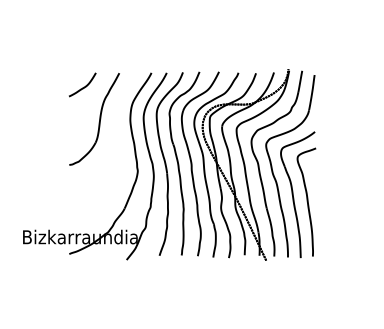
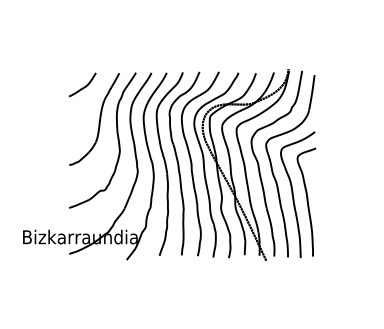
part: none -> present (117, 140)
